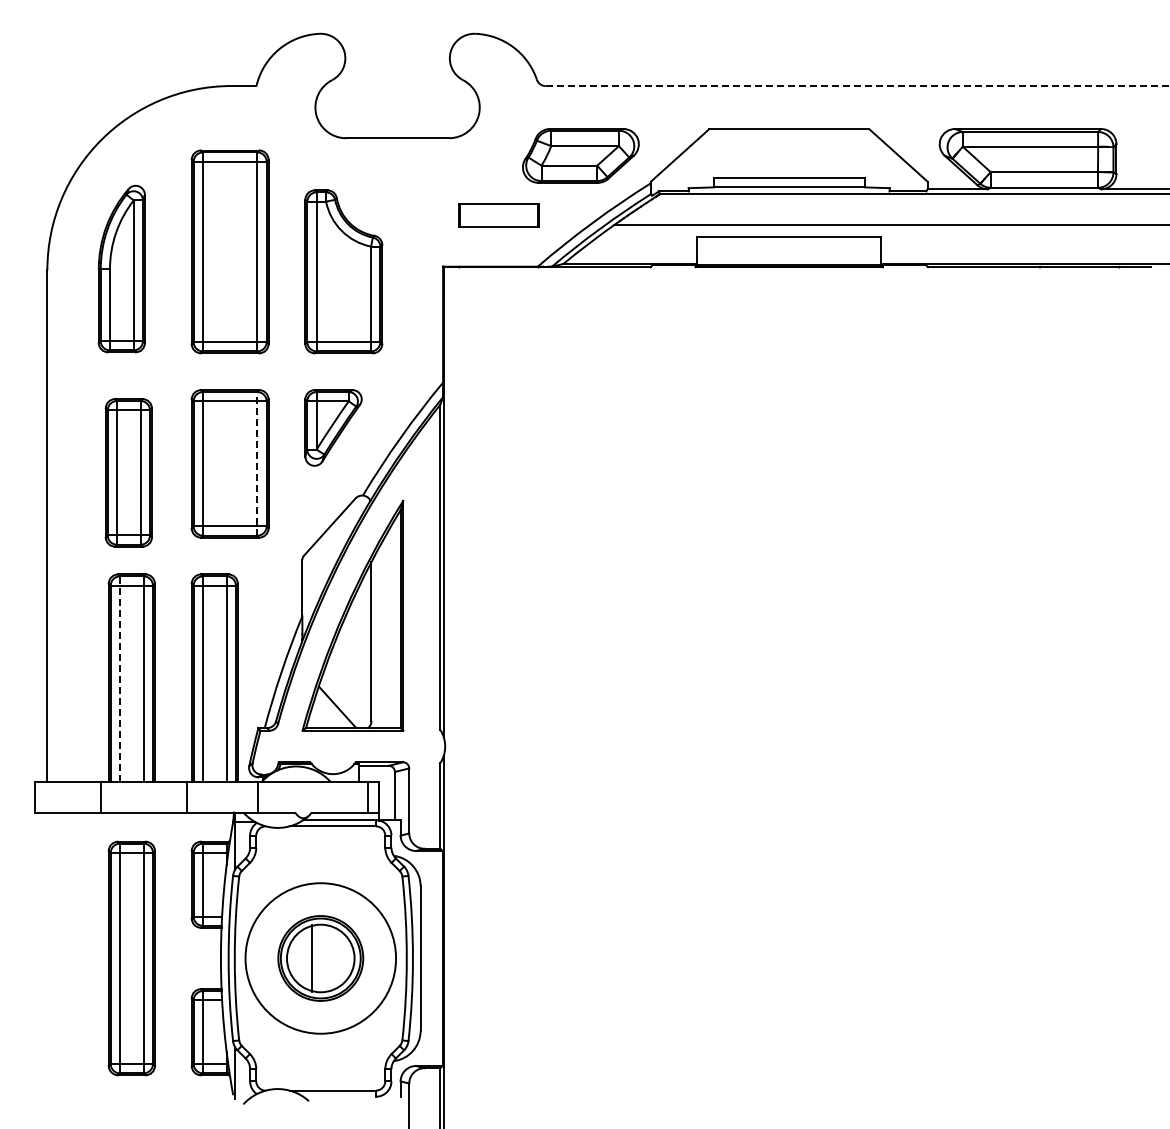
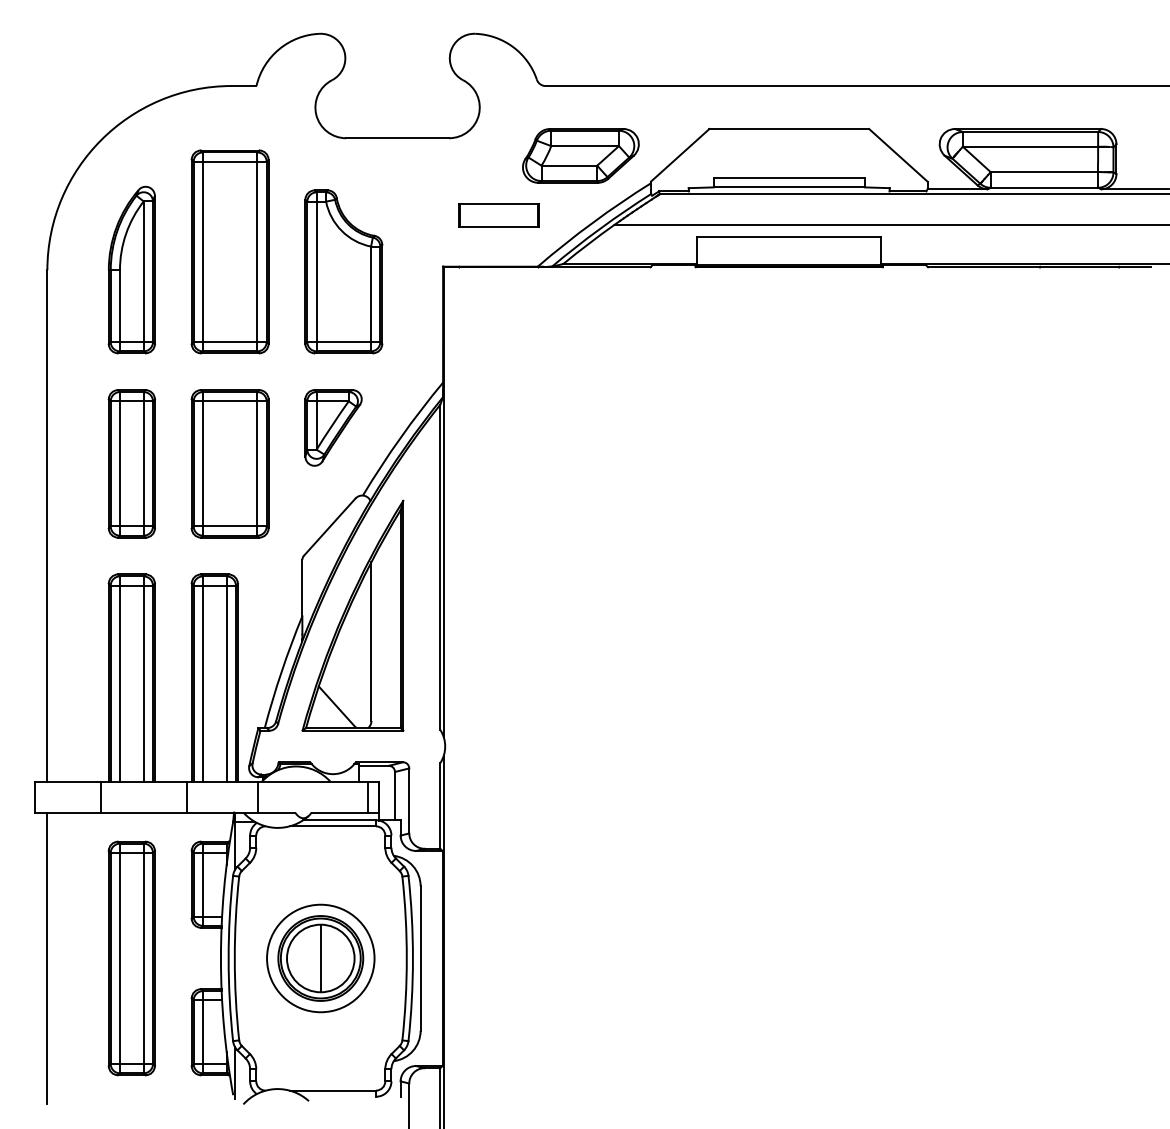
line: dashed -> solid (857, 86)
part position: (121, 268) -> (131, 269) (131, 269)
line: dashed -> solid (257, 463)
part position: (128, 472) -> (131, 463) (131, 463)
line: dashed -> solid (119, 679)
line: none -> present (47, 958)
line position: (311, 958) -> (320, 958) (320, 958)
circle diameter: 151 px -> 108 px (320, 958)
